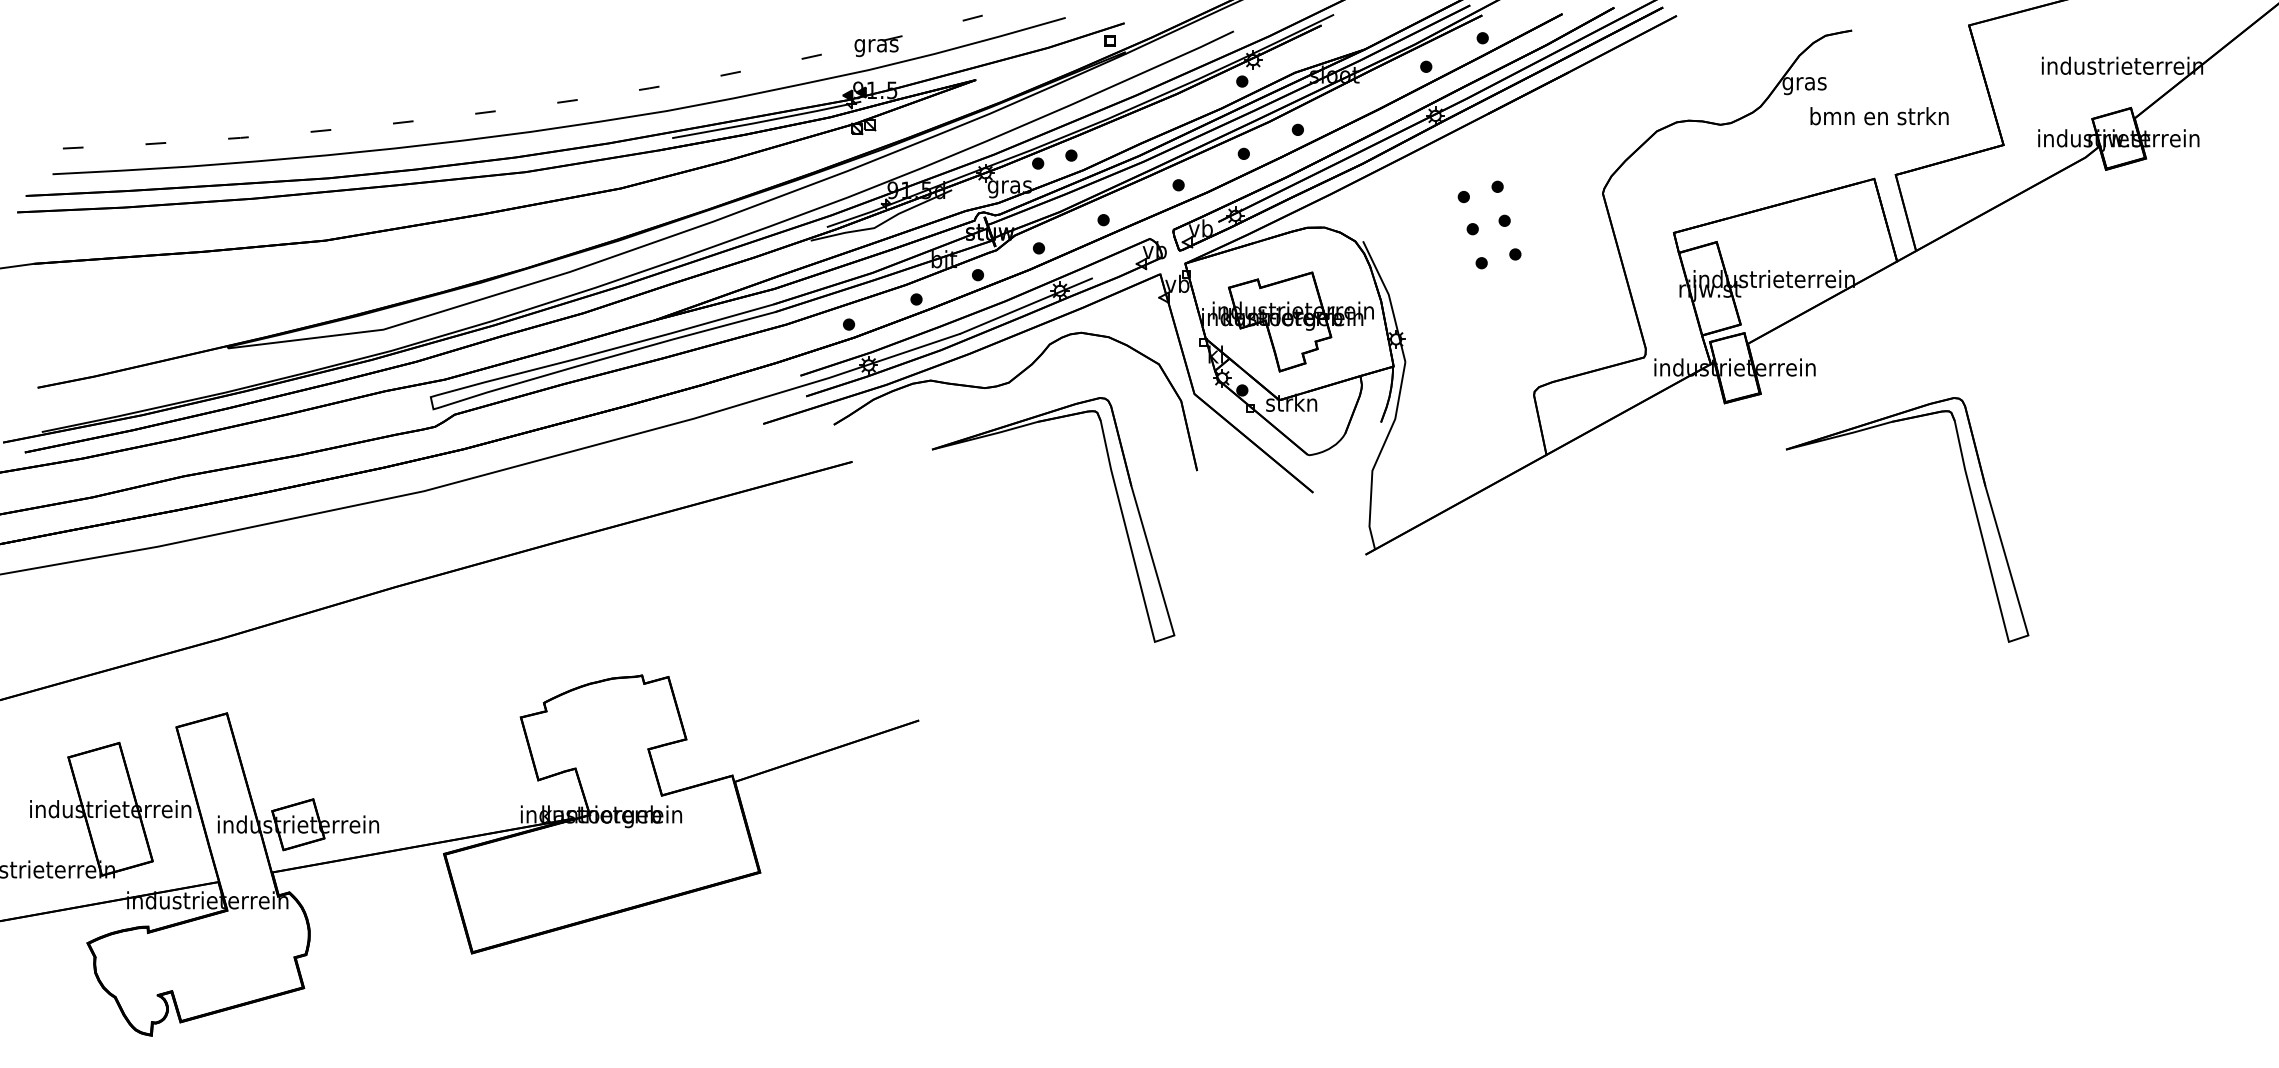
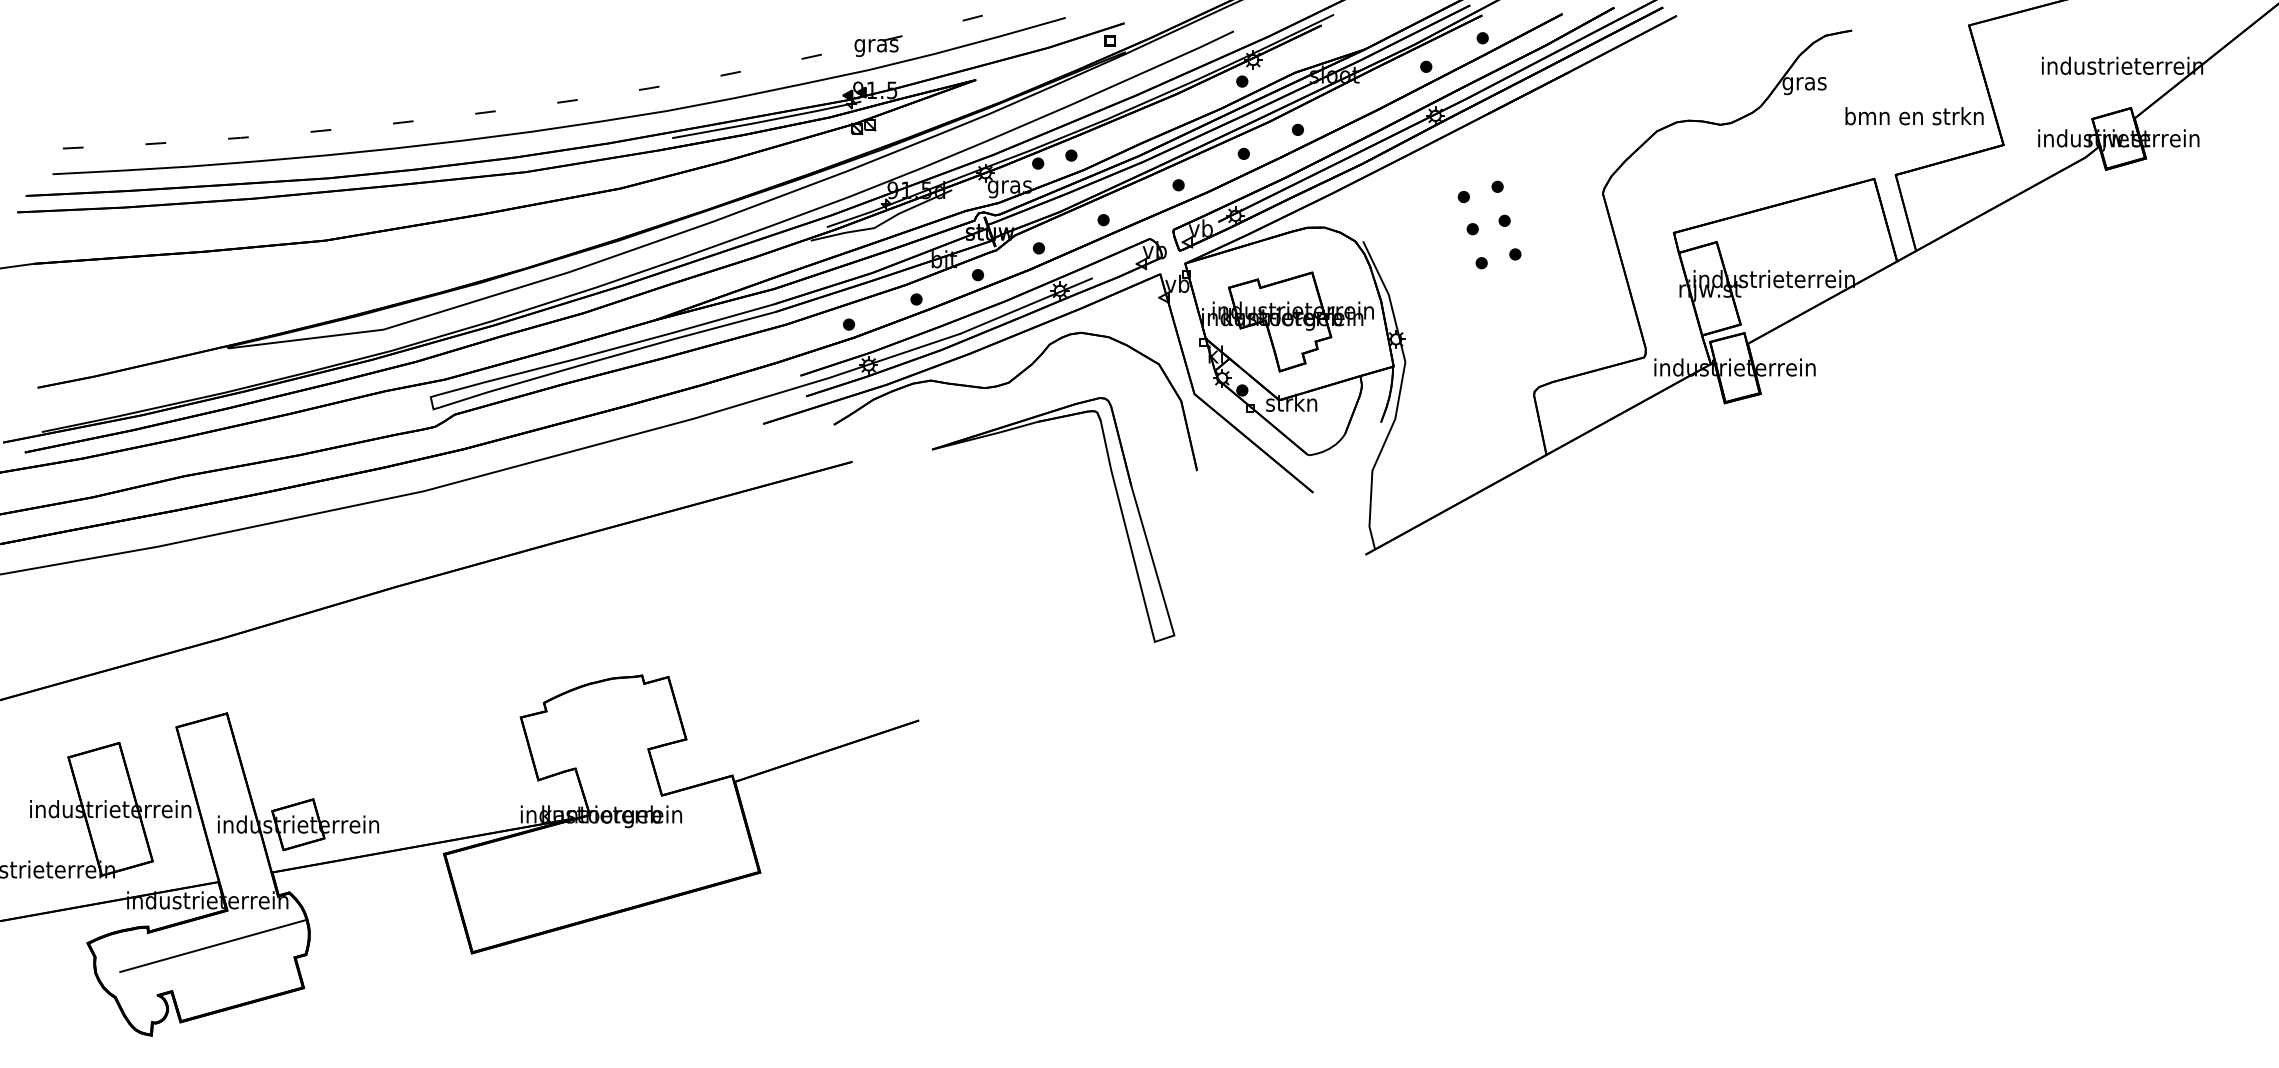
text position: (1879, 116) -> (1914, 116) (1914, 116)
part: present -> none (1972, 503)
line: none -> present (212, 945)
